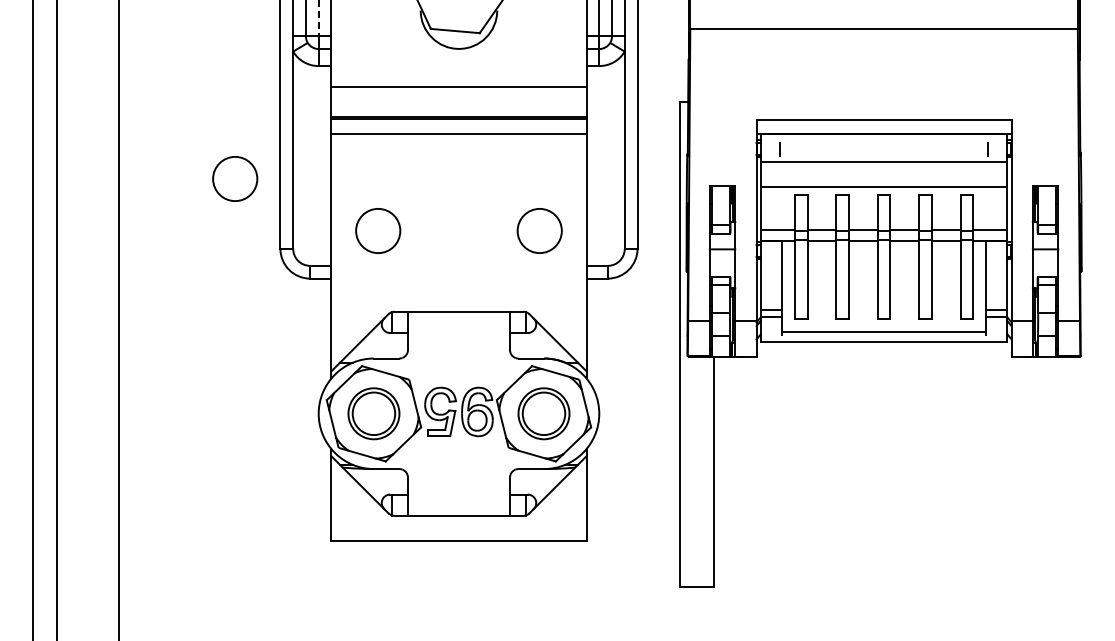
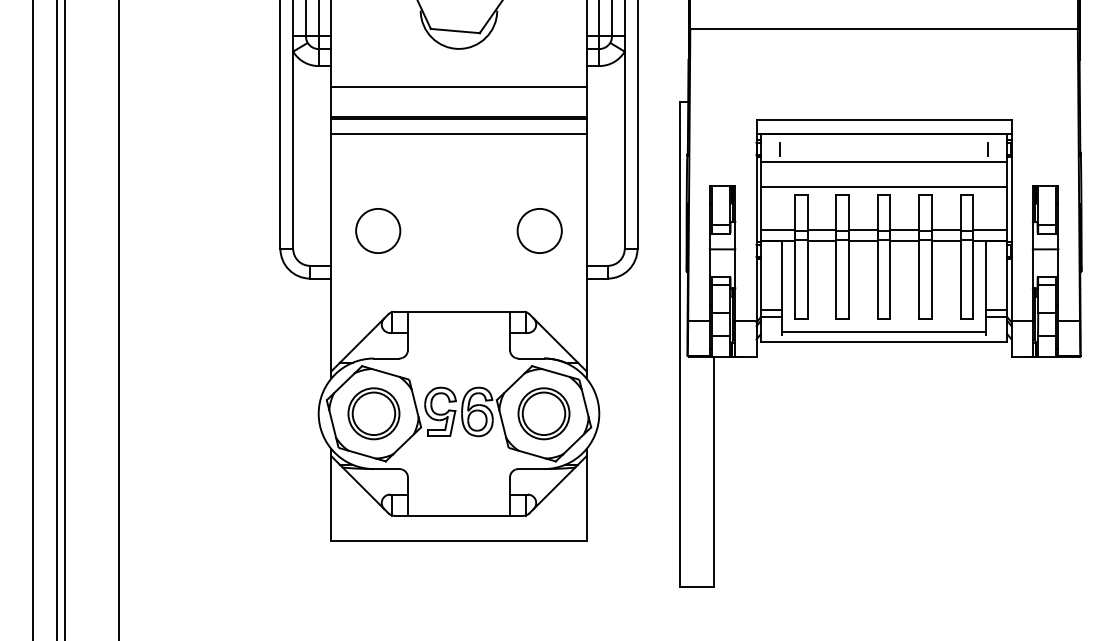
line: dashed -> solid (318, 18)
circle: present -> none (235, 178)
line: none -> present (65, 319)
